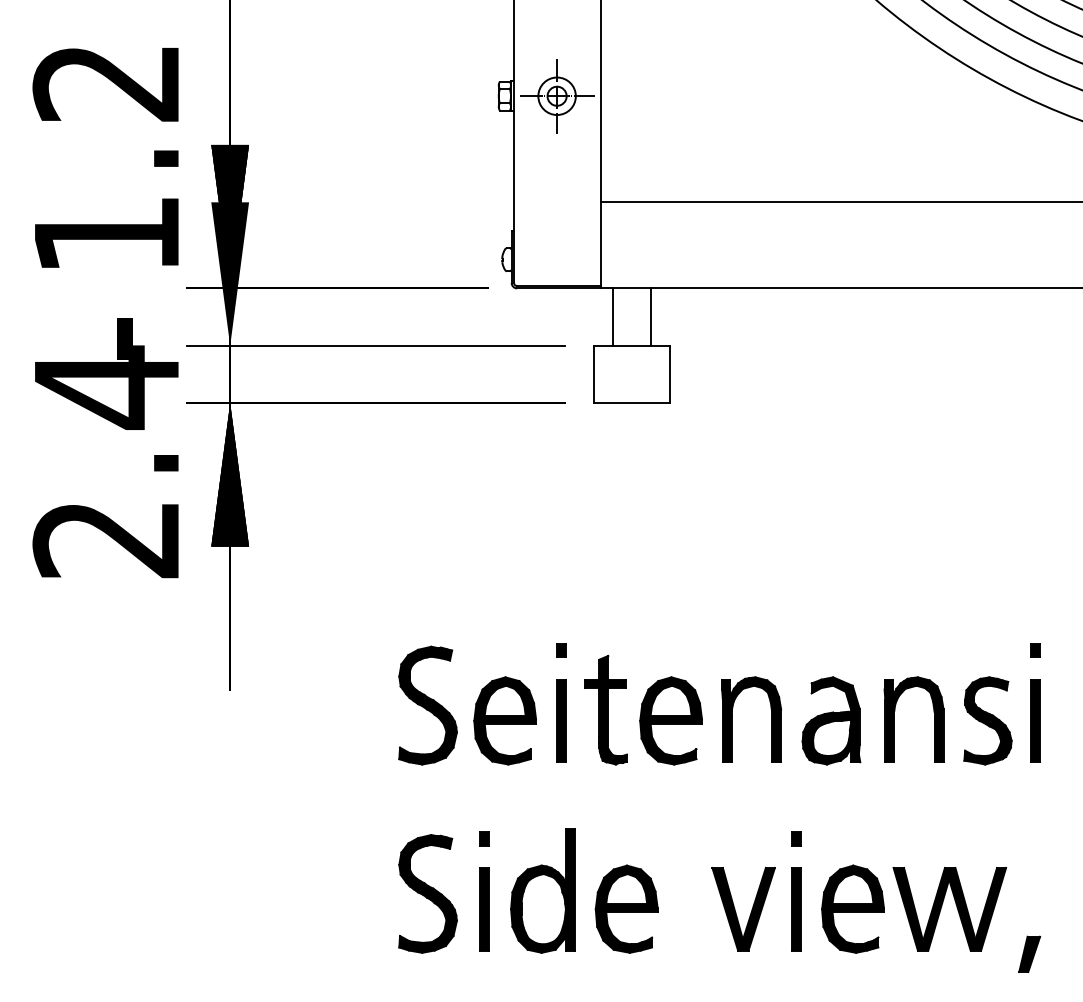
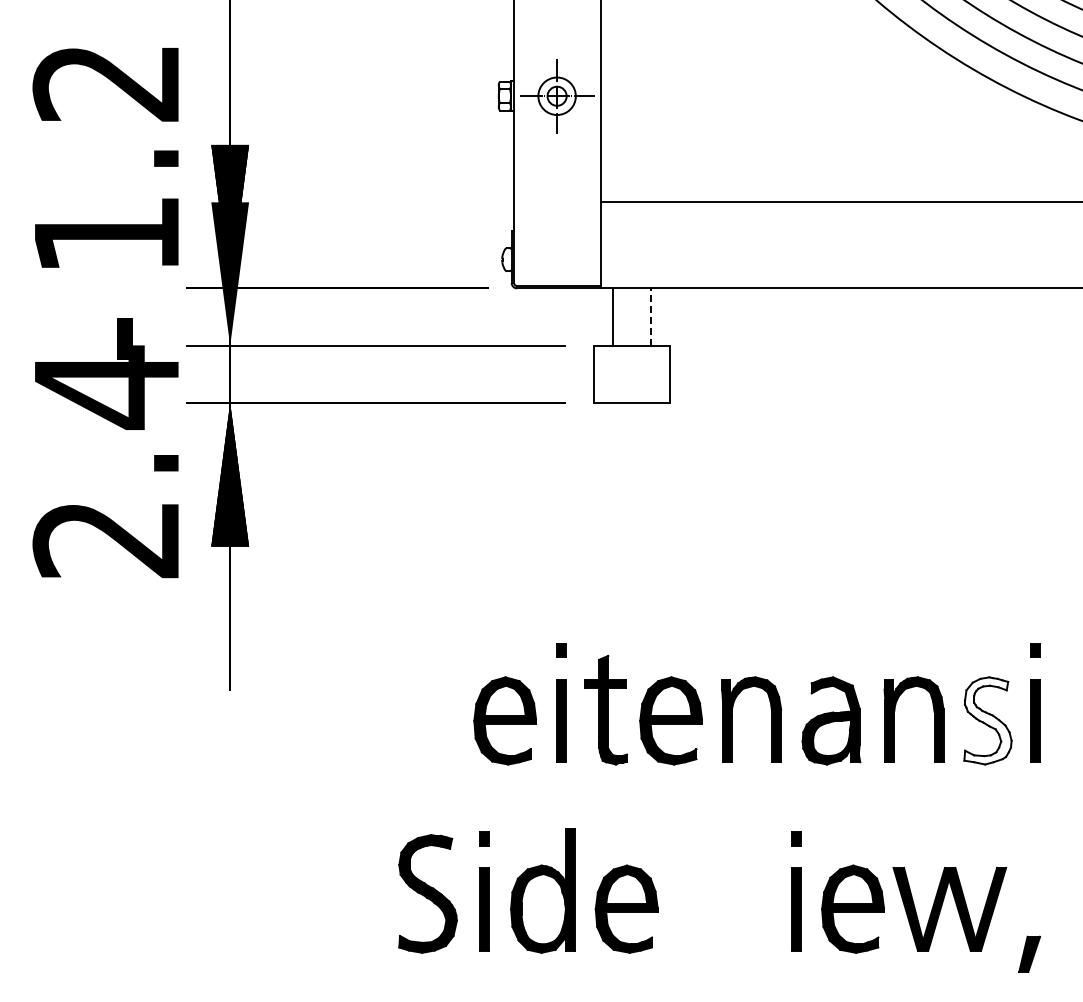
line: solid -> dashed (651, 317)
part: present -> none (427, 705)
fill: present -> none (987, 720)
part: present -> none (736, 912)
